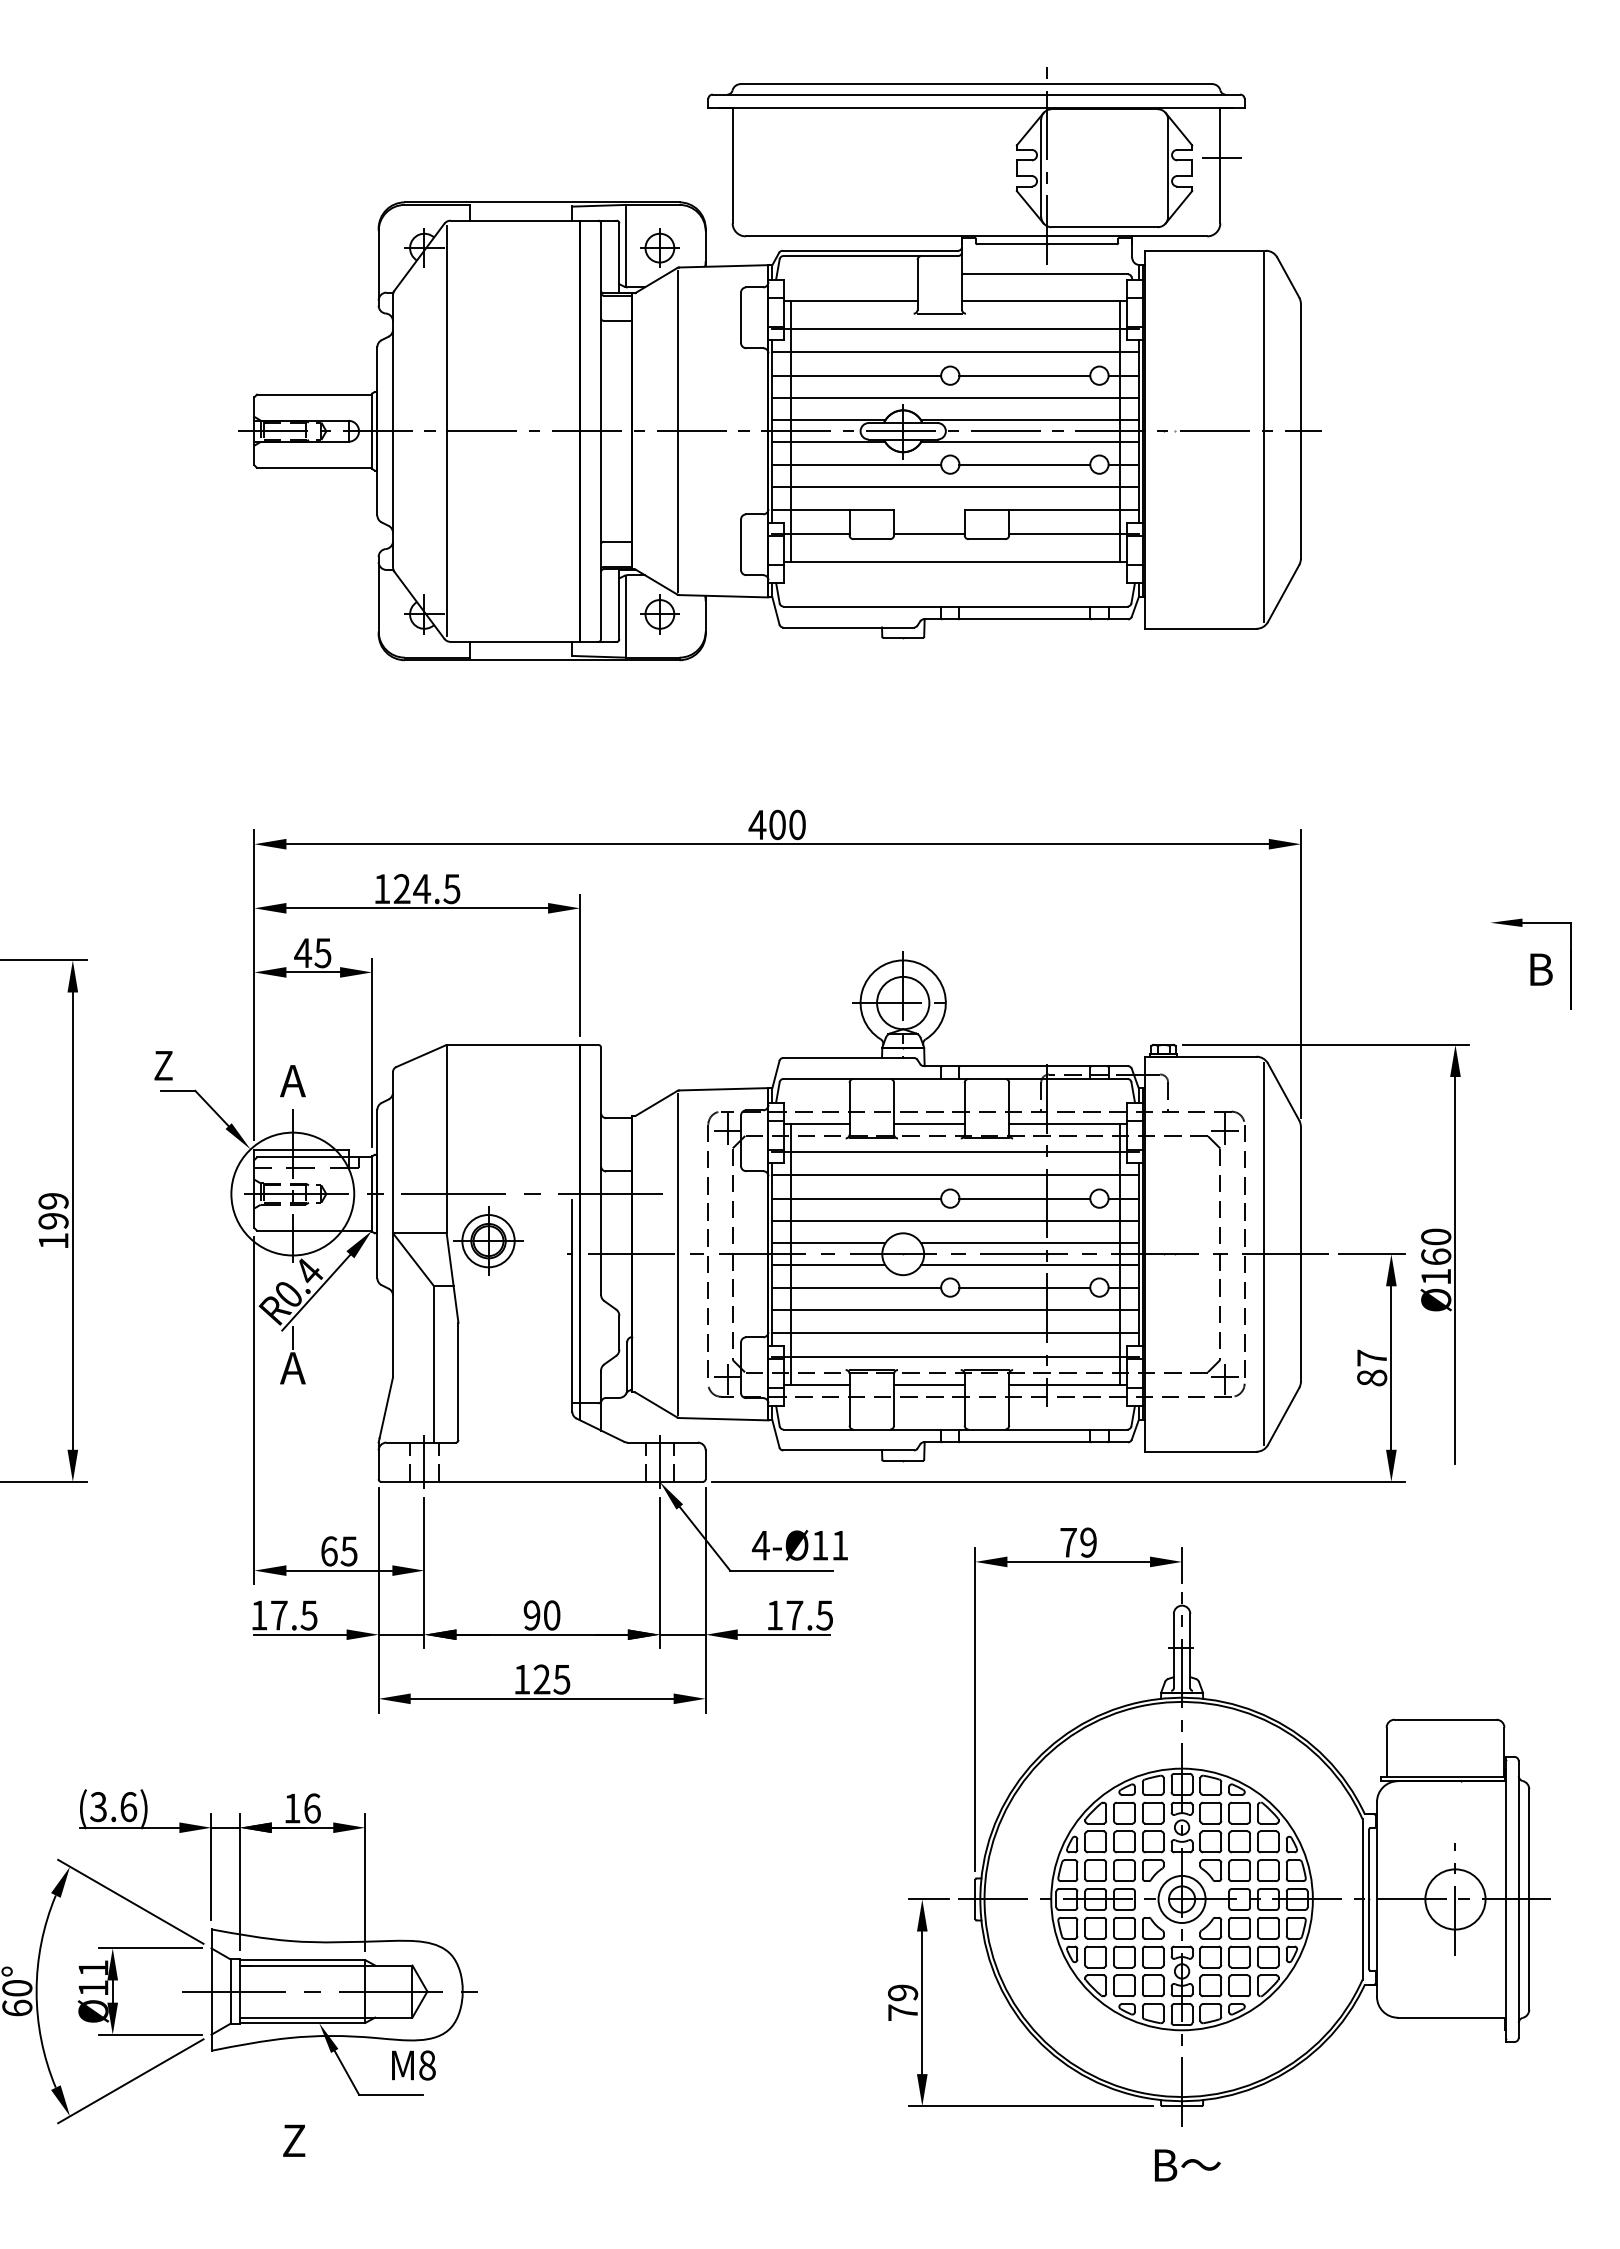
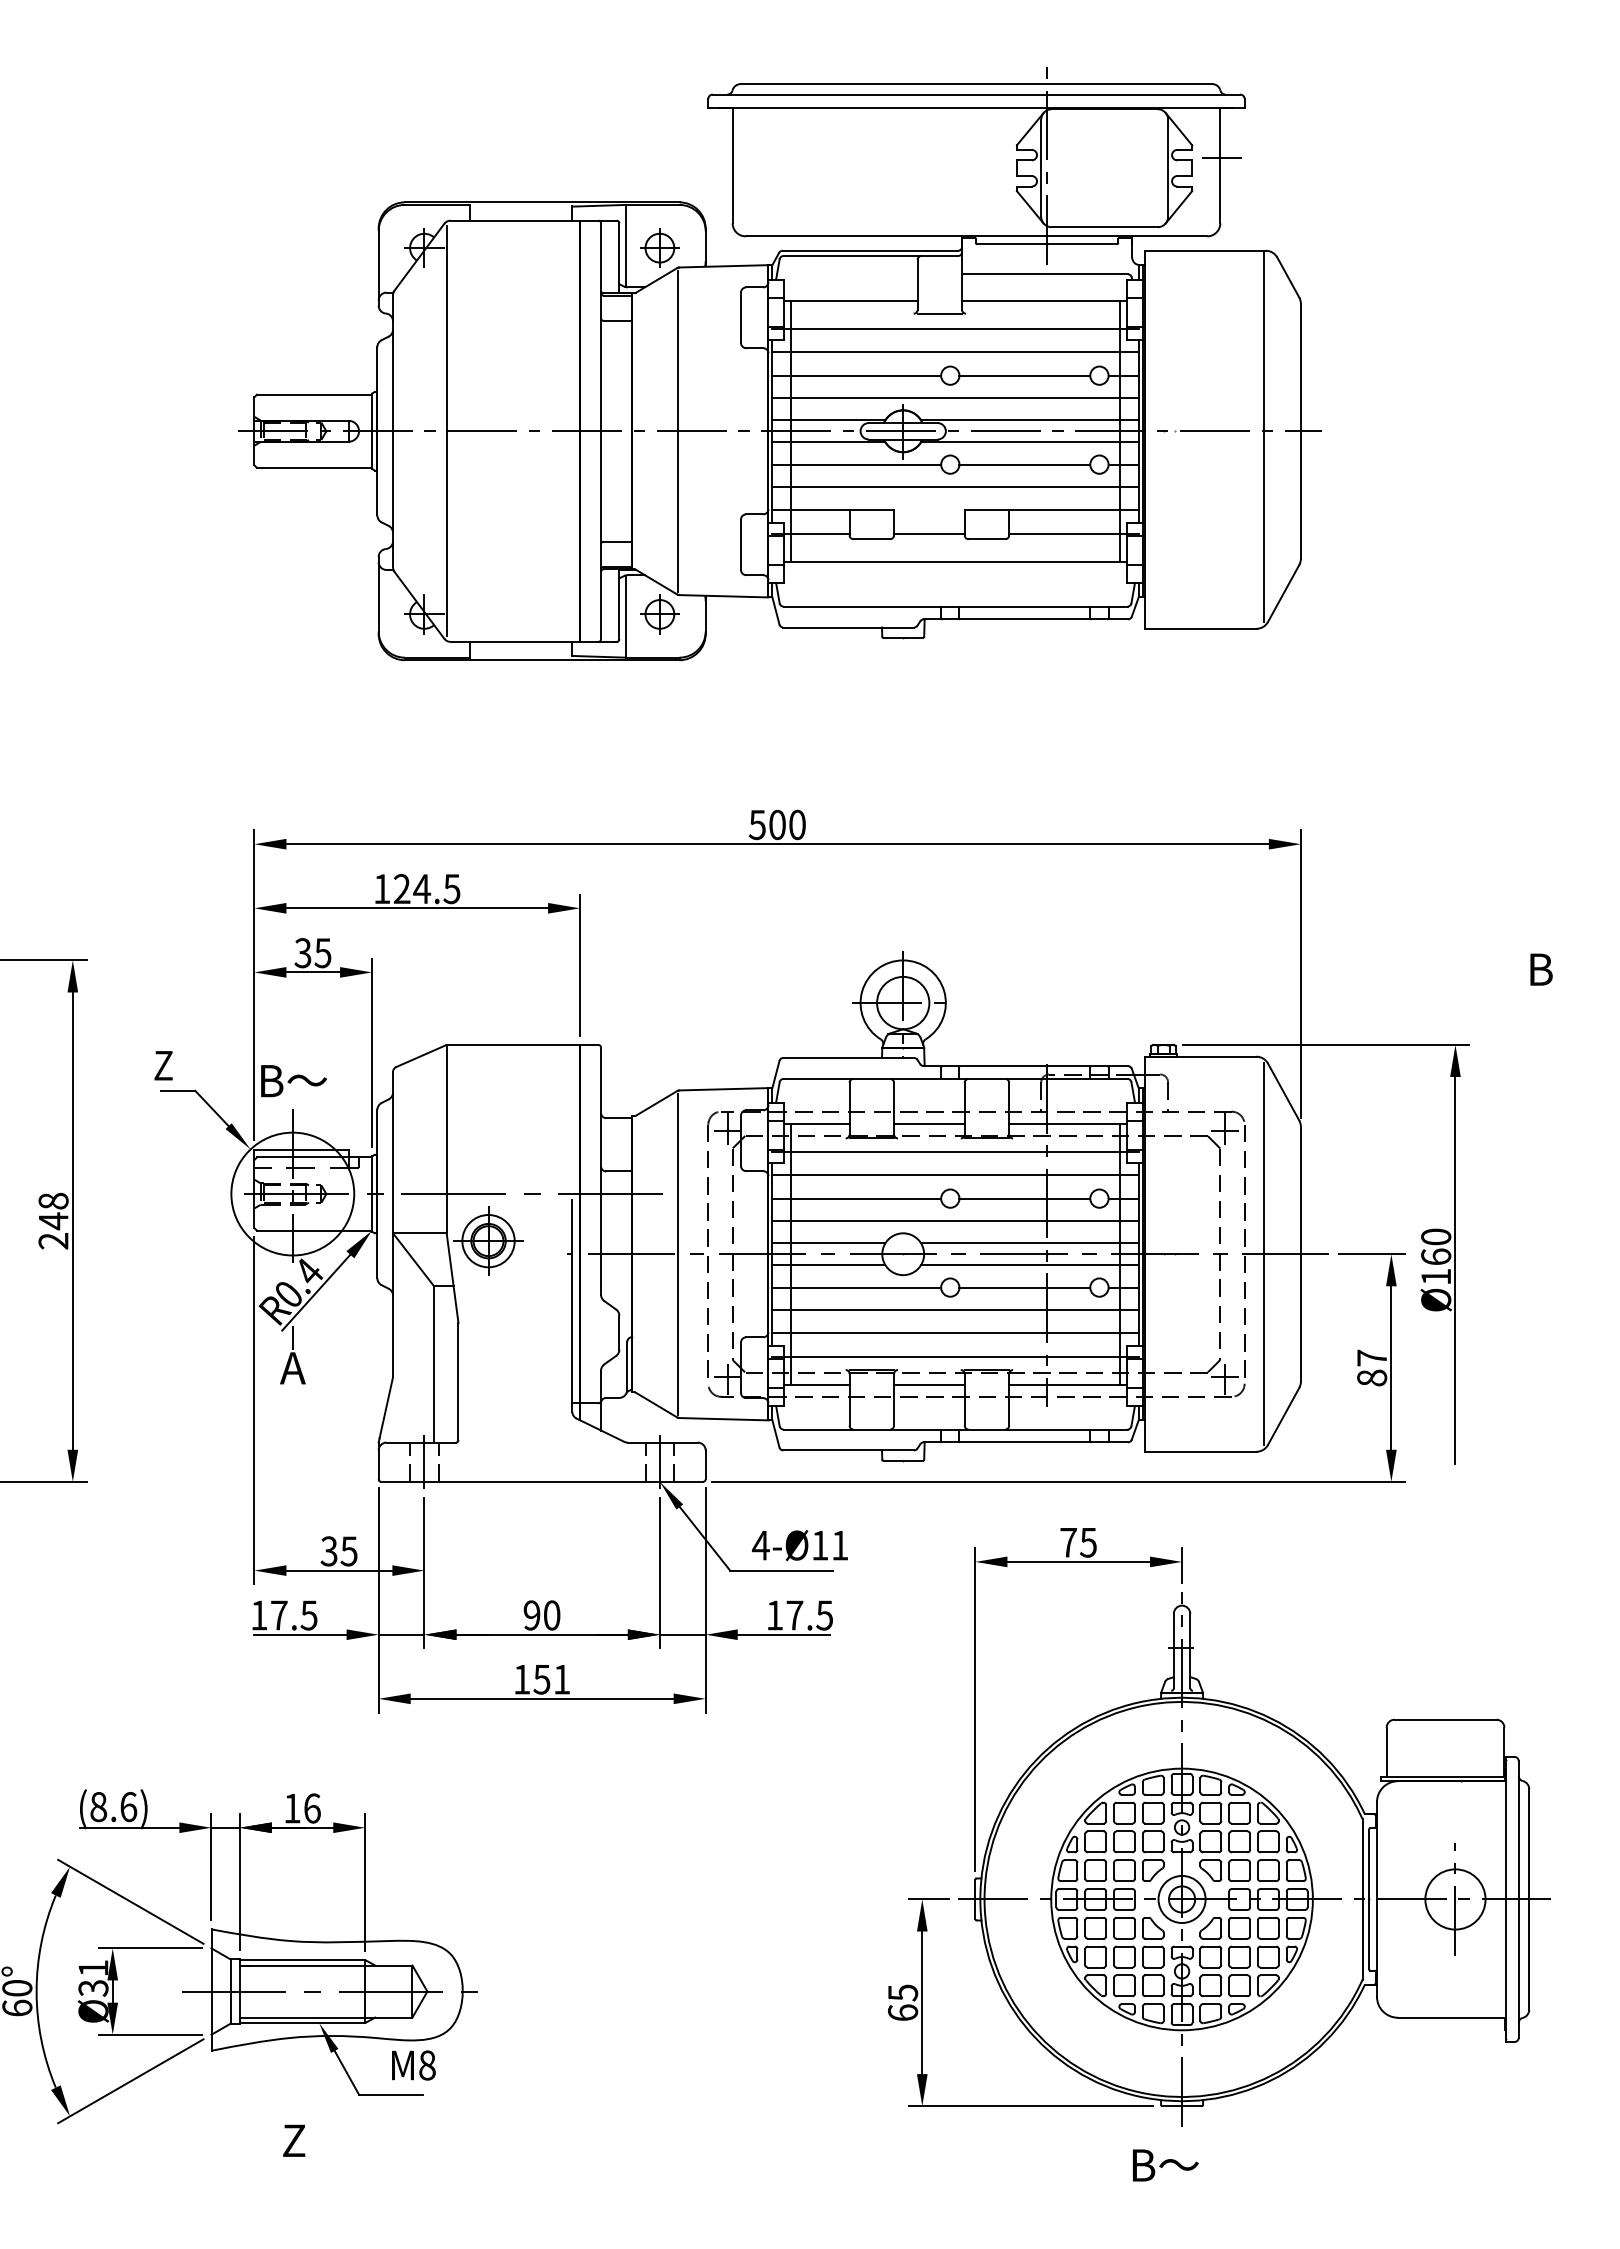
text: 400 -> 500 (757, 825)
part: present -> none (1522, 926)
text: 45 -> 35 (303, 953)
text: A -> B～ (293, 1081)
text: 199 -> 248 (53, 1220)
text: 79 -> 75 (1088, 1542)
text: 65 -> 35 (328, 1551)
text: 125 -> 151 (551, 1679)
text: (3.6) -> (8.6) (98, 1807)
text: Ø11 -> Ø31 (93, 1988)
text: 79 -> 65 (903, 2002)
text position: (1187, 2165) -> (1165, 2165) (1165, 2165)
